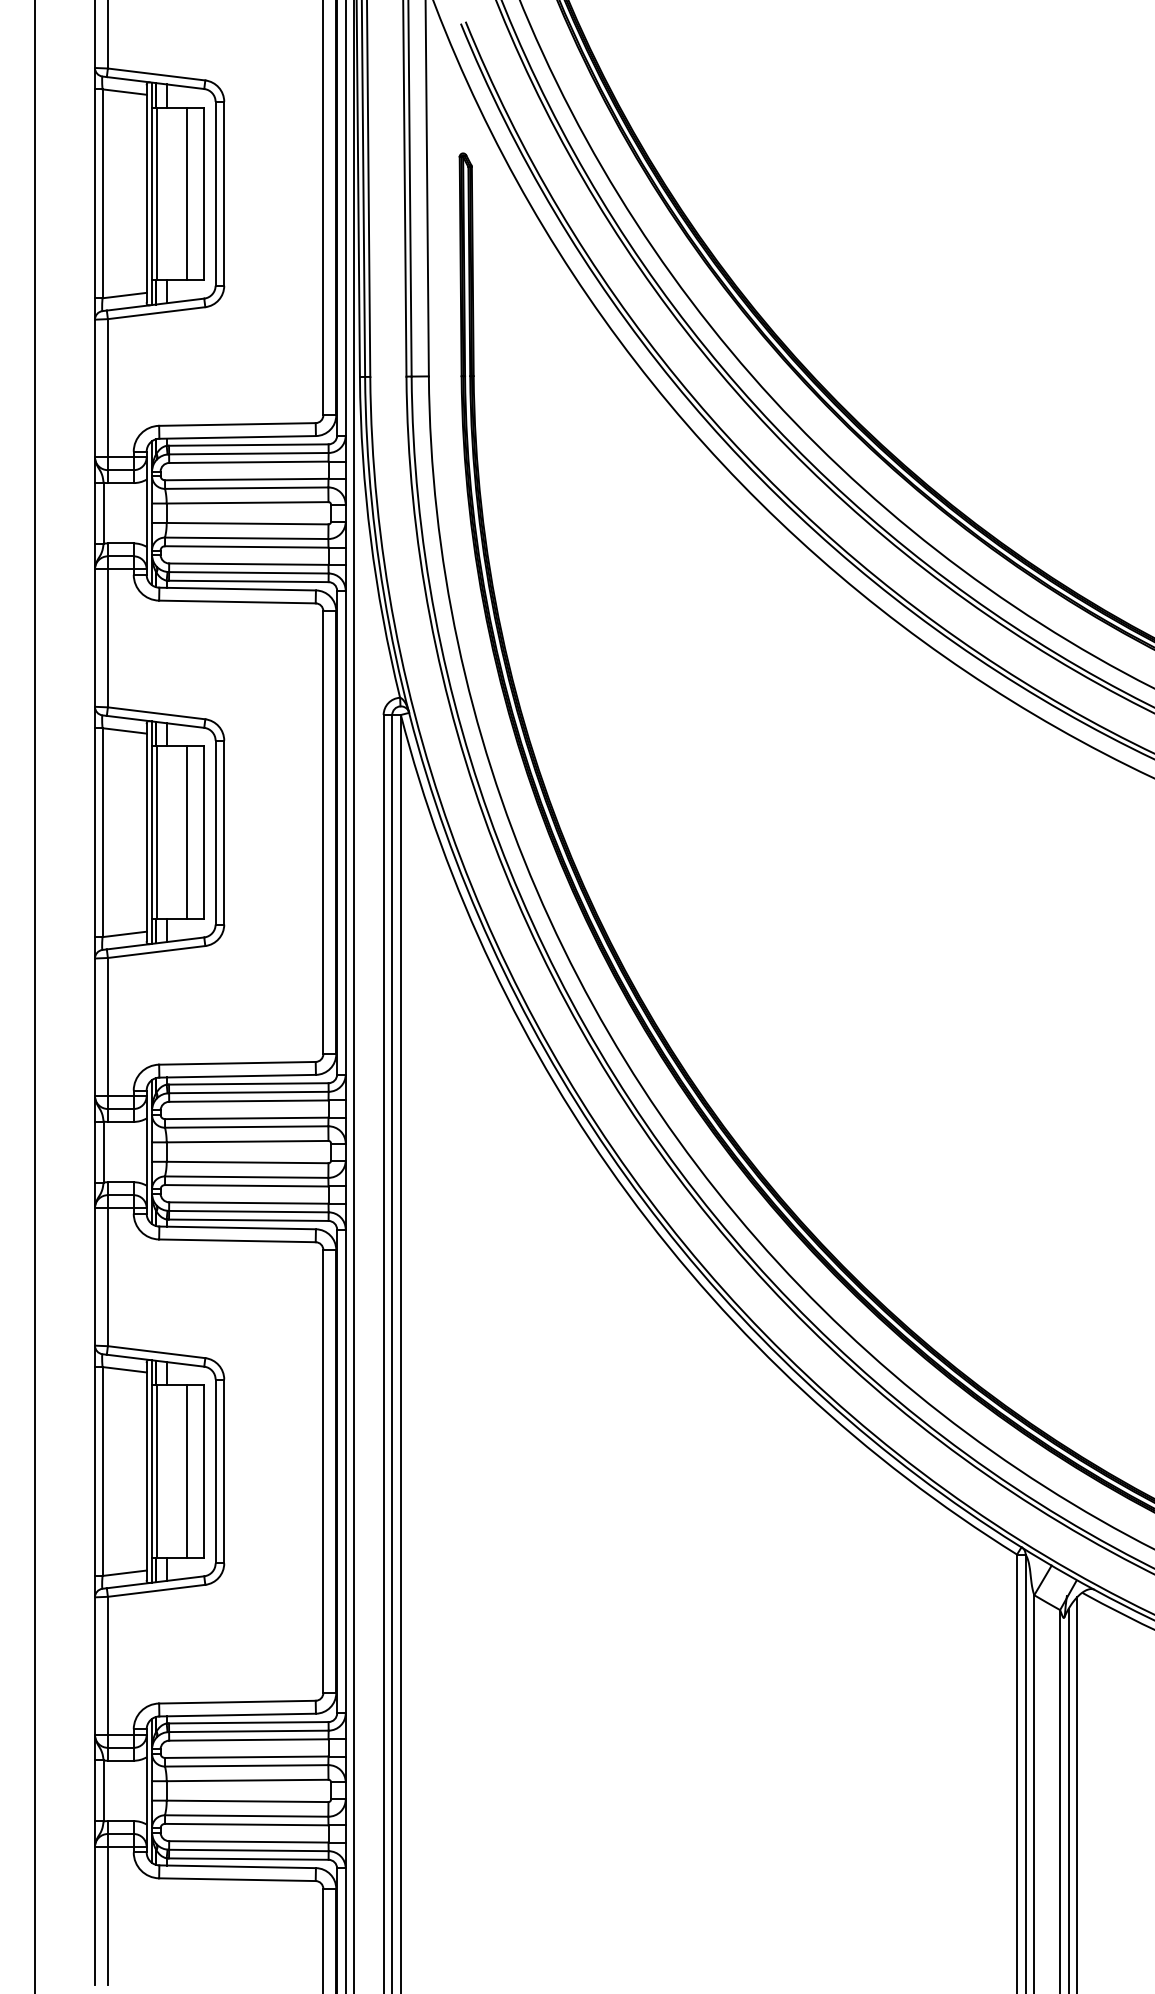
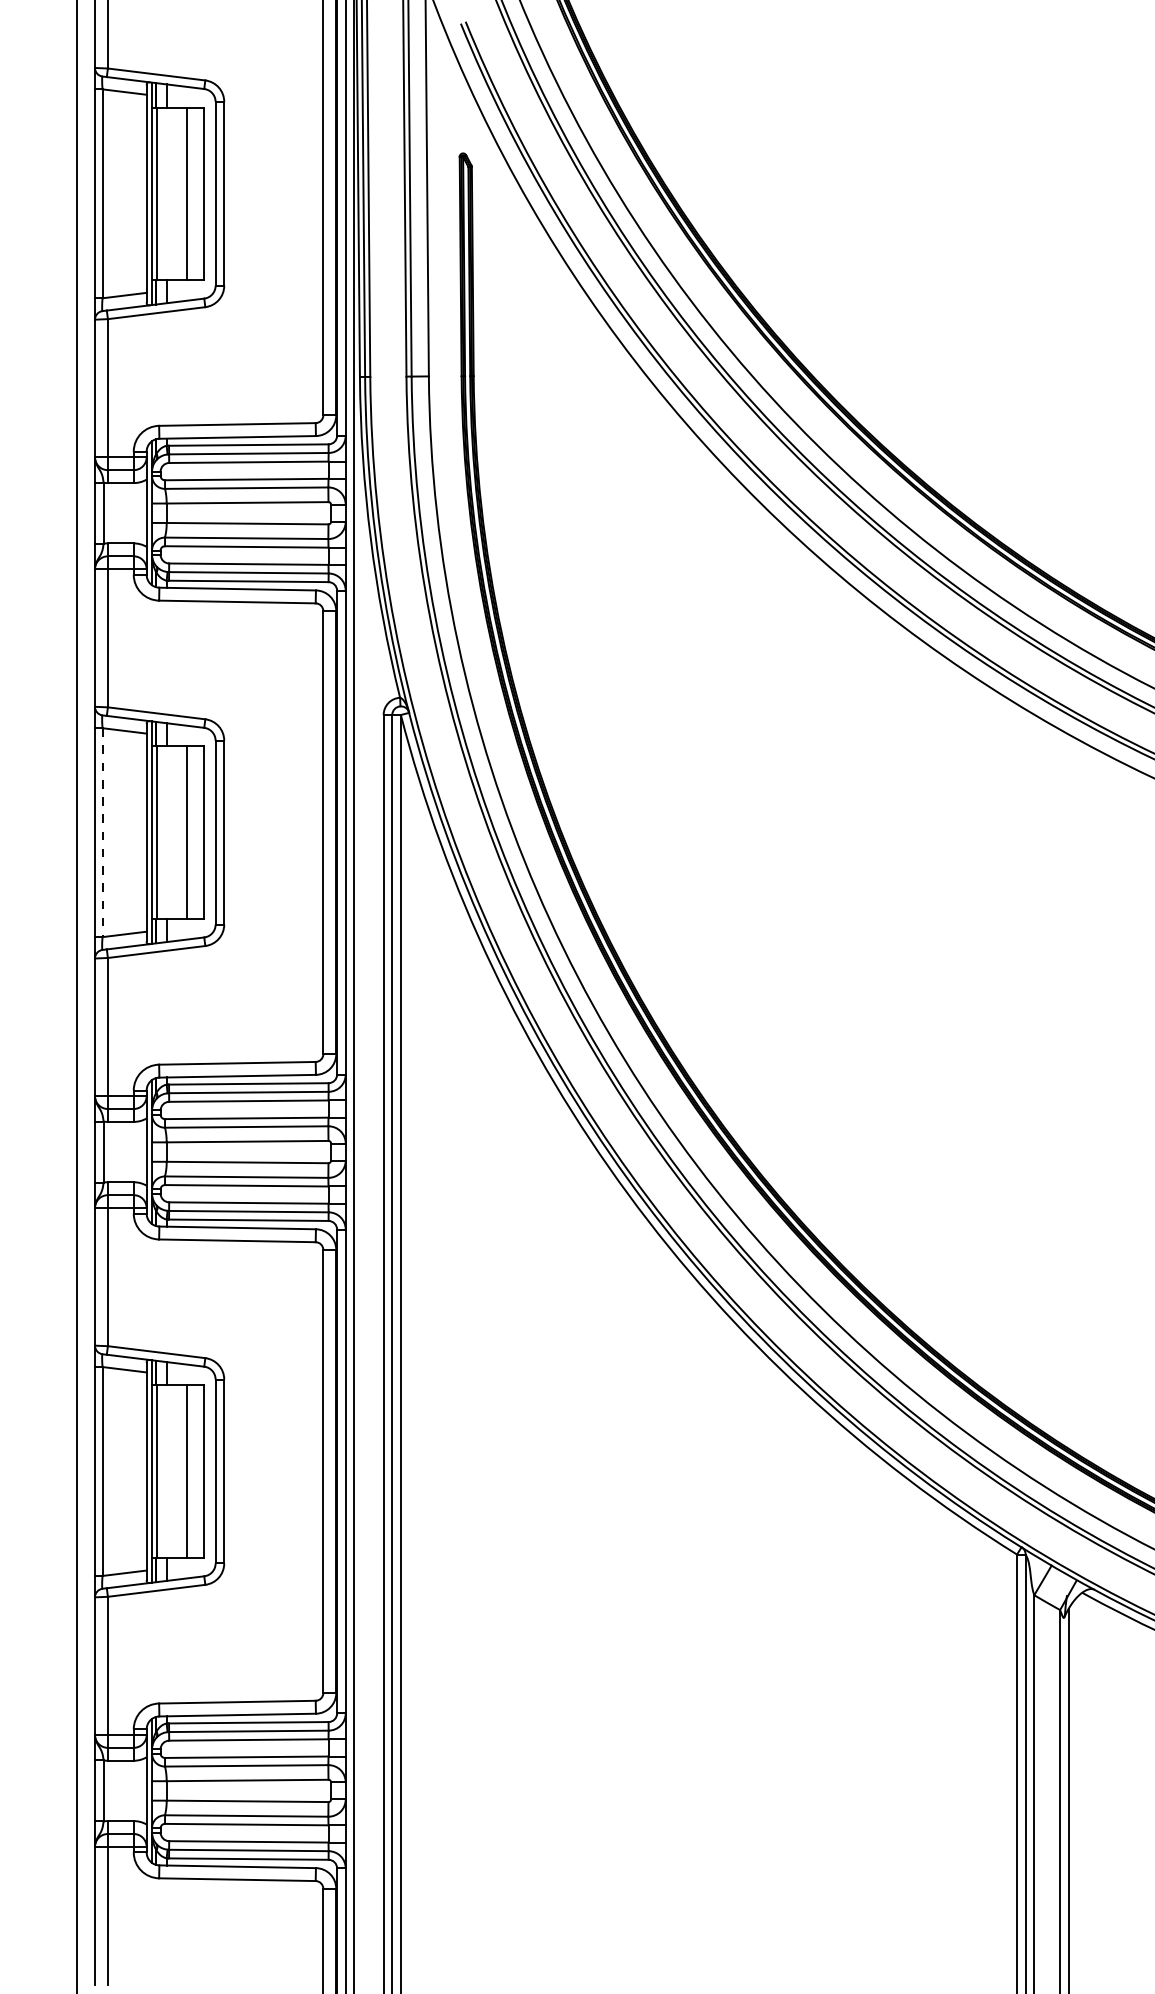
line: solid -> dashed (102, 833)
line position: (34, 996) -> (76, 996) (76, 996)
line: present -> none (1077, 1793)
